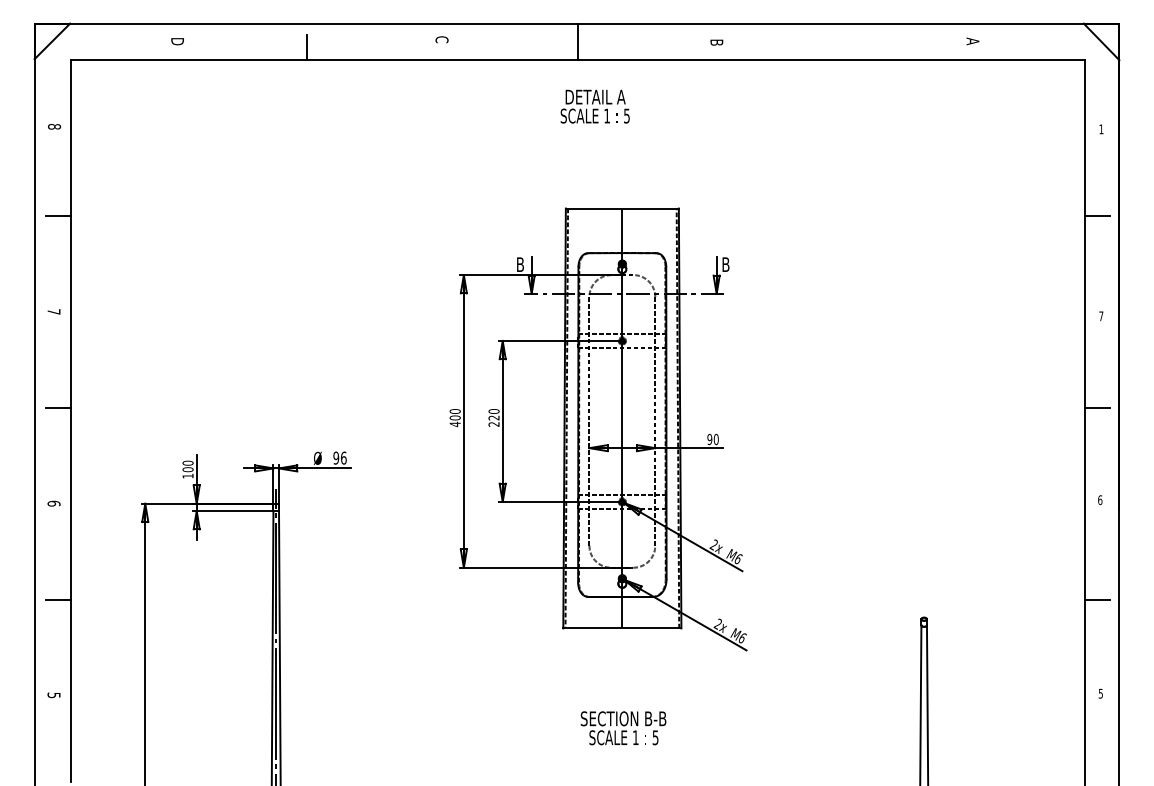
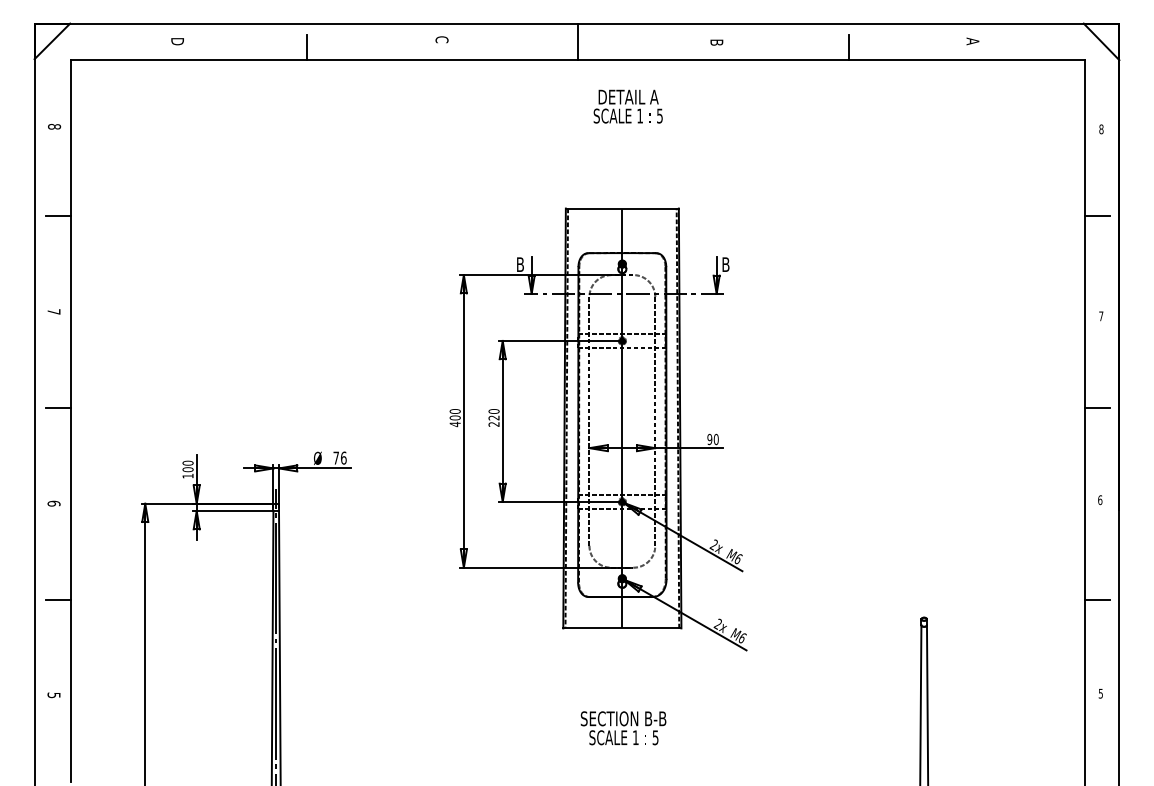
line: none -> present (848, 47)
text position: (594, 106) -> (627, 106) (627, 106)
text: 1 -> 8 (1101, 129)
text: 96 -> 76 (336, 457)
